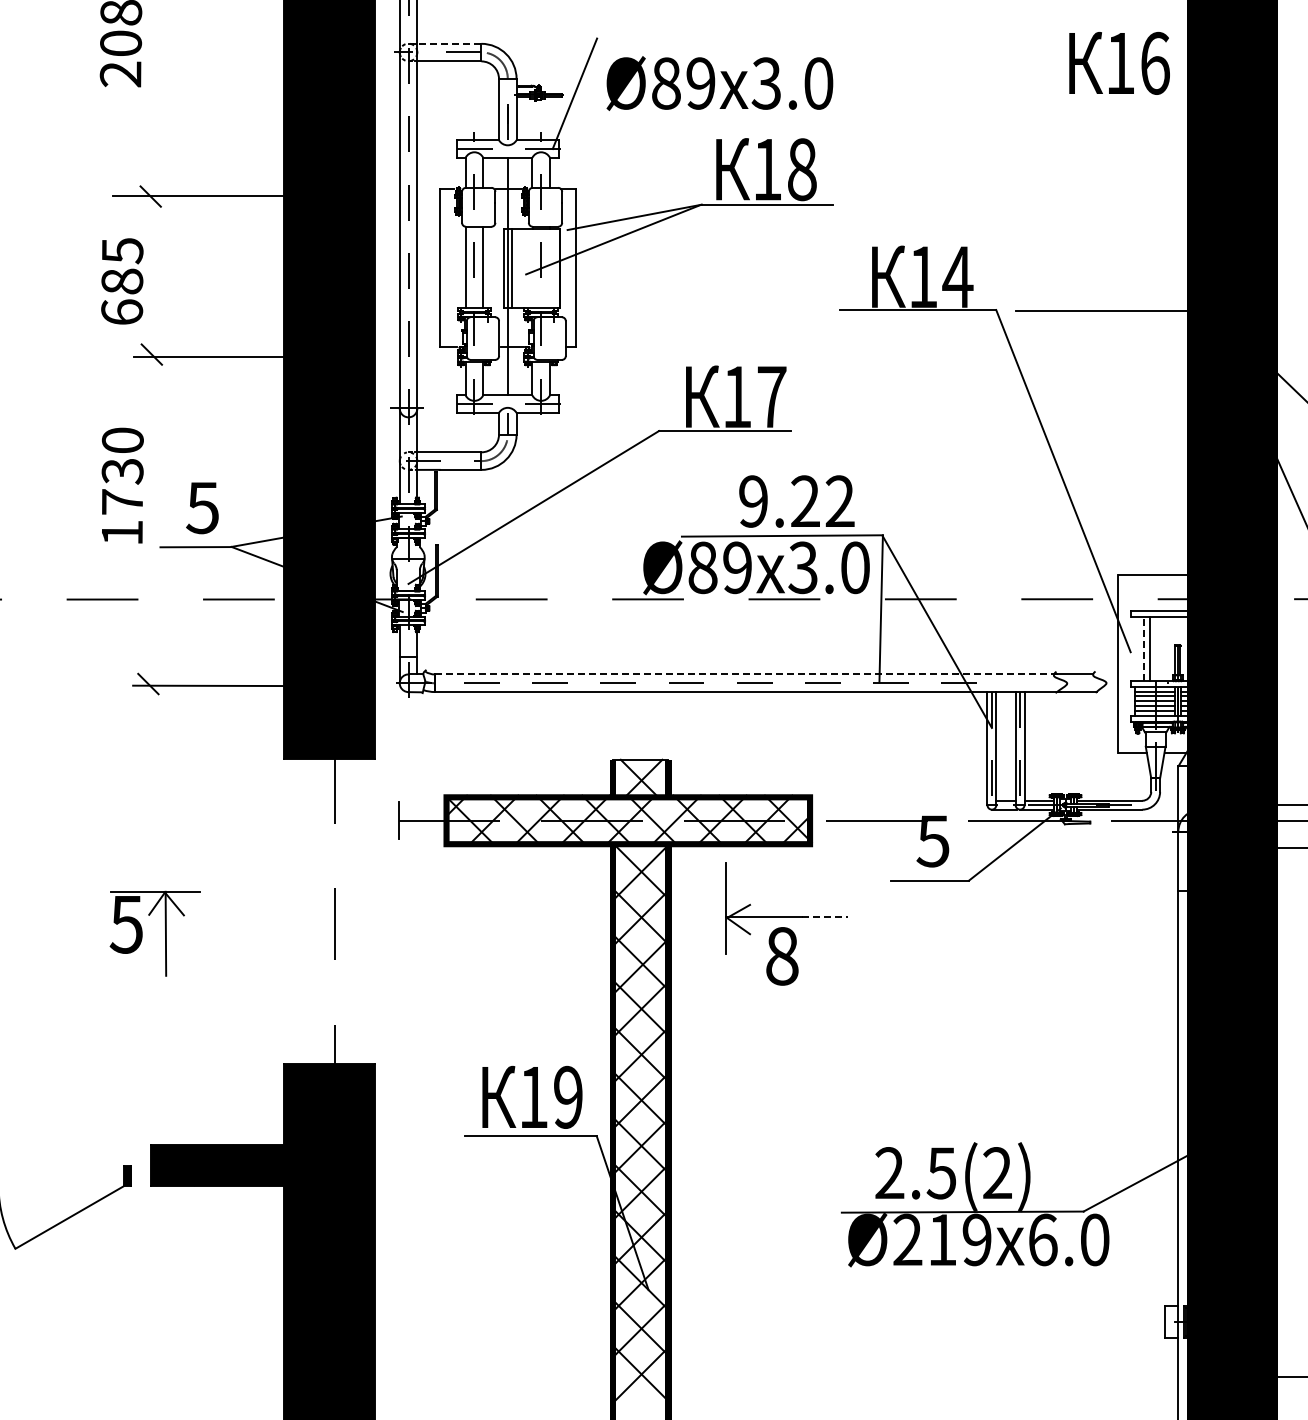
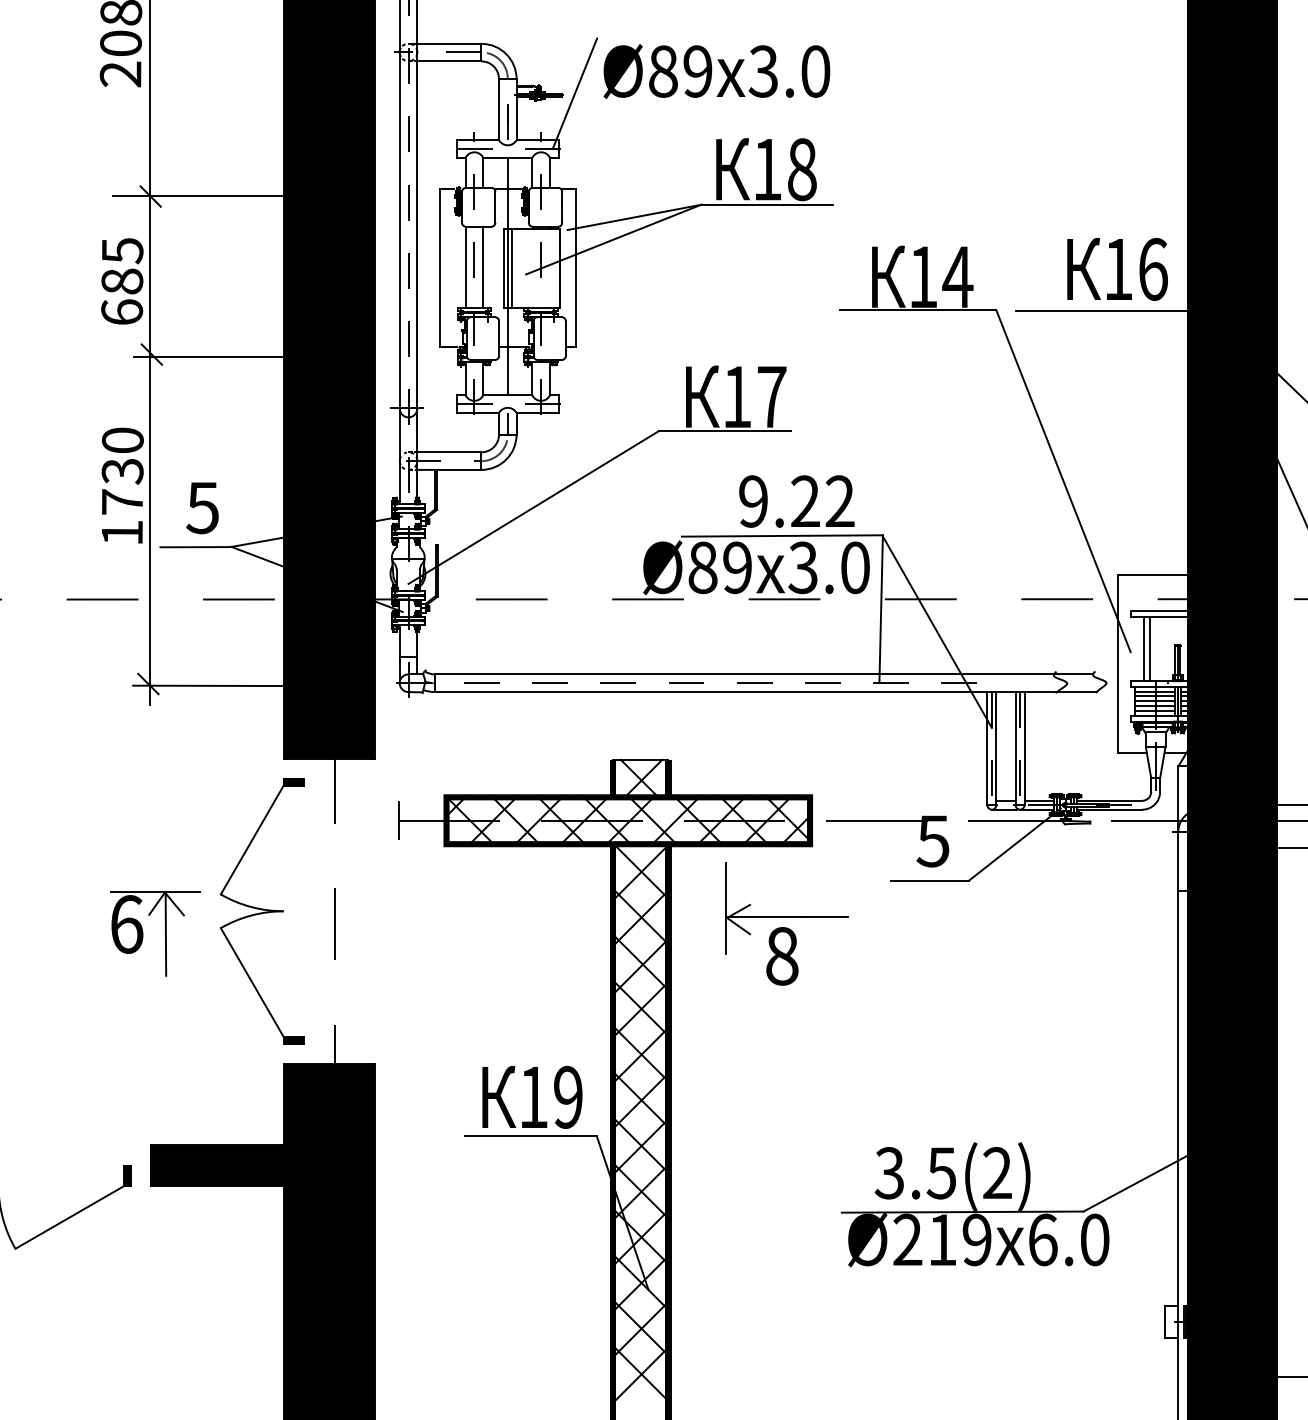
line: dashed -> solid (448, 43)
text position: (1119, 63) -> (1117, 269) (1117, 269)
text position: (719, 83) -> (716, 71) (716, 71)
line: none -> present (149, 353)
line: dashed -> solid (1144, 648)
line: dashed -> solid (746, 674)
part: none -> present (261, 911)
line: dashed -> solid (825, 917)
text: 5 -> 6 (126, 924)
text: 2.5(2) -> 3.5(2) (889, 1173)
